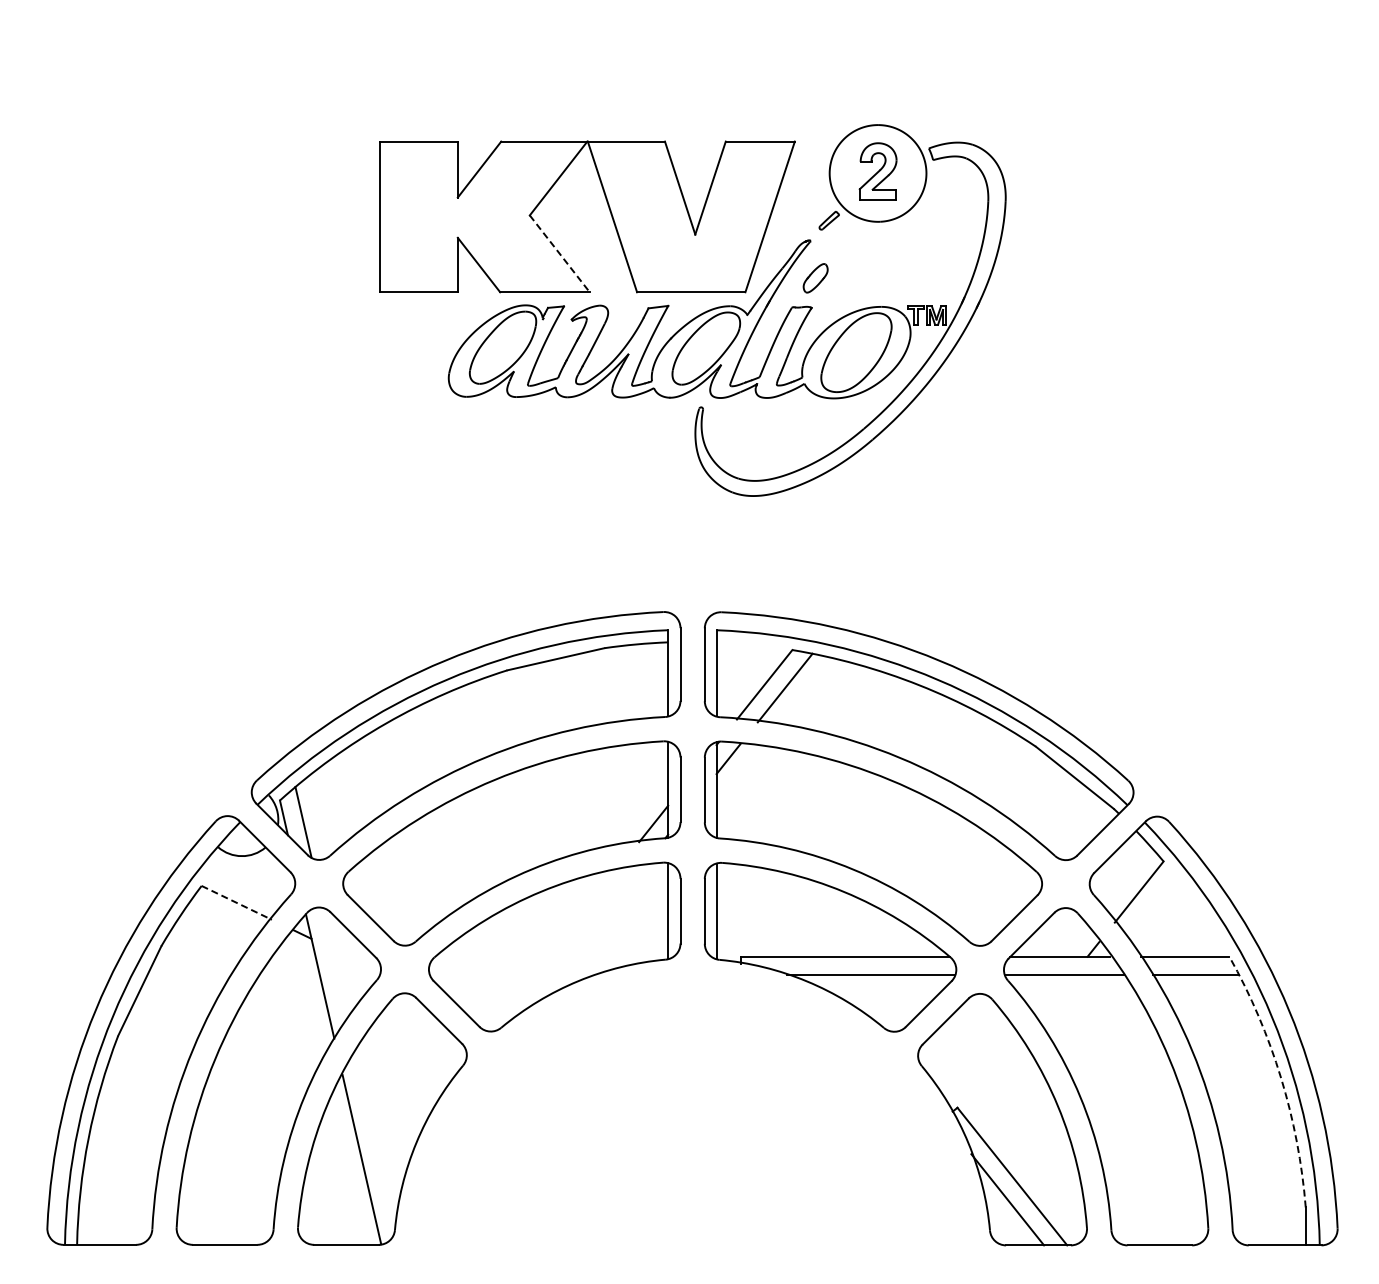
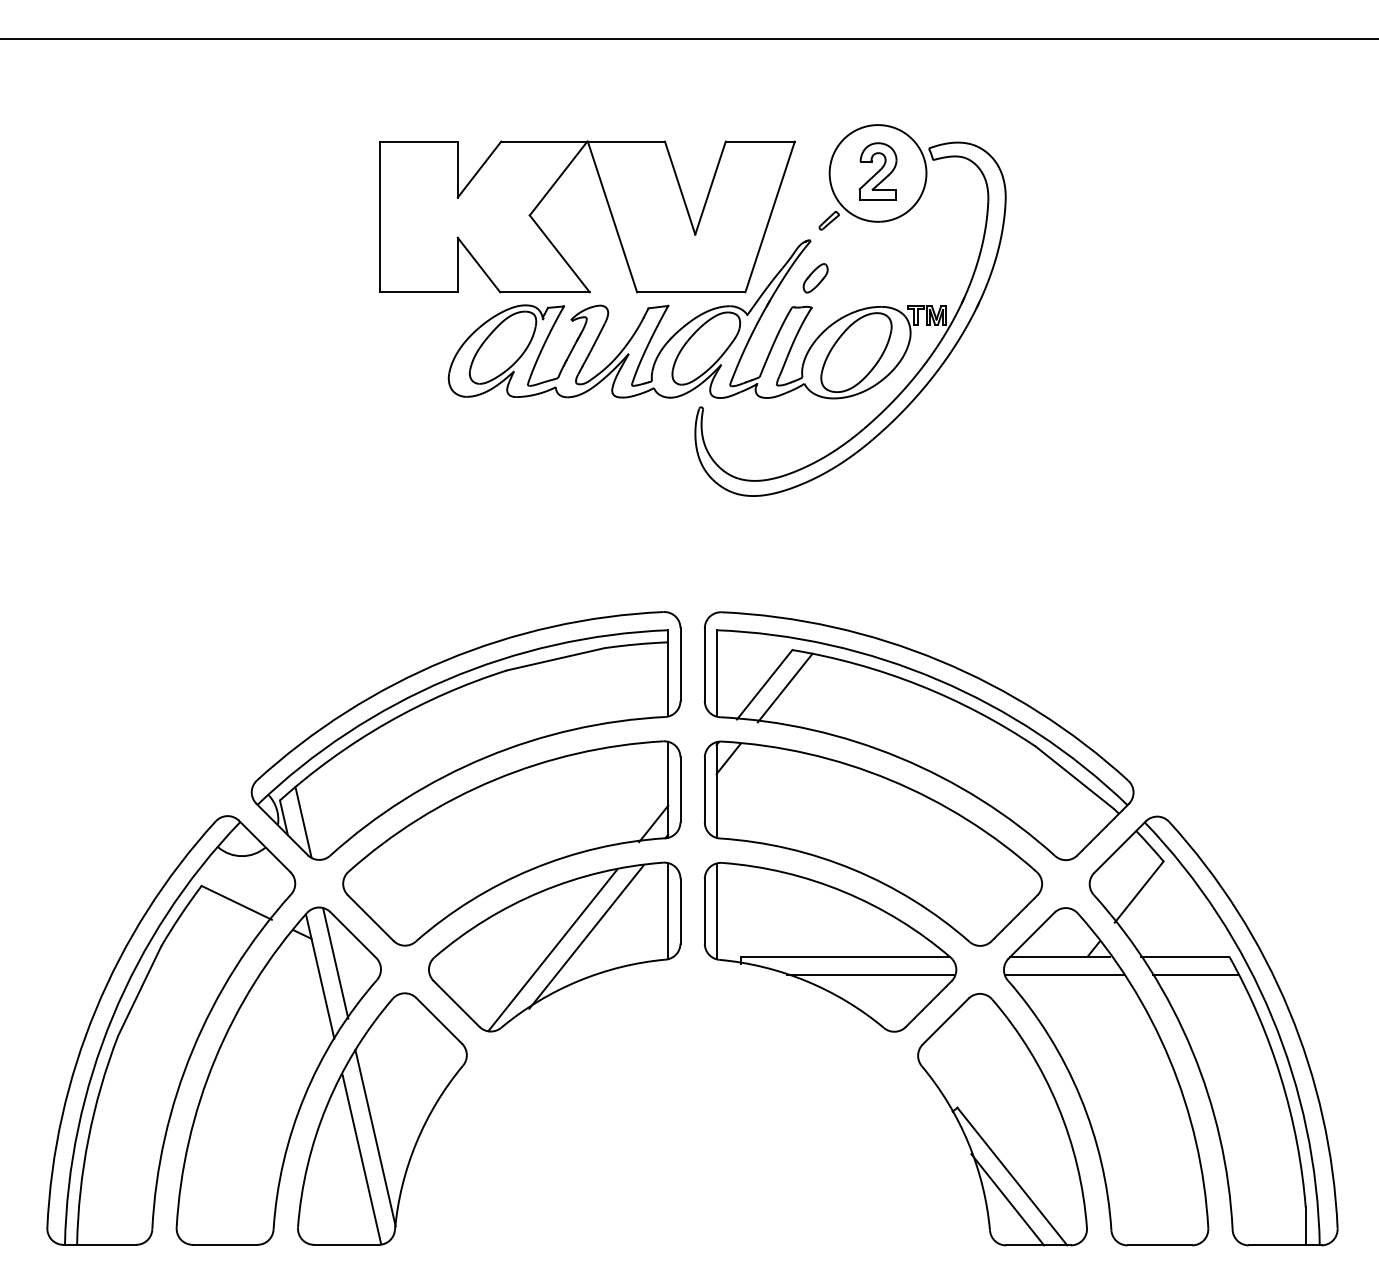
line: none -> present (688, 38)
line: dashed -> solid (559, 253)
line: dashed -> solid (236, 902)
line: none -> present (586, 936)
line: none -> present (552, 950)
line: none -> present (335, 963)
arc: dashed -> solid (1281, 1078)
line: none -> present (375, 1137)
